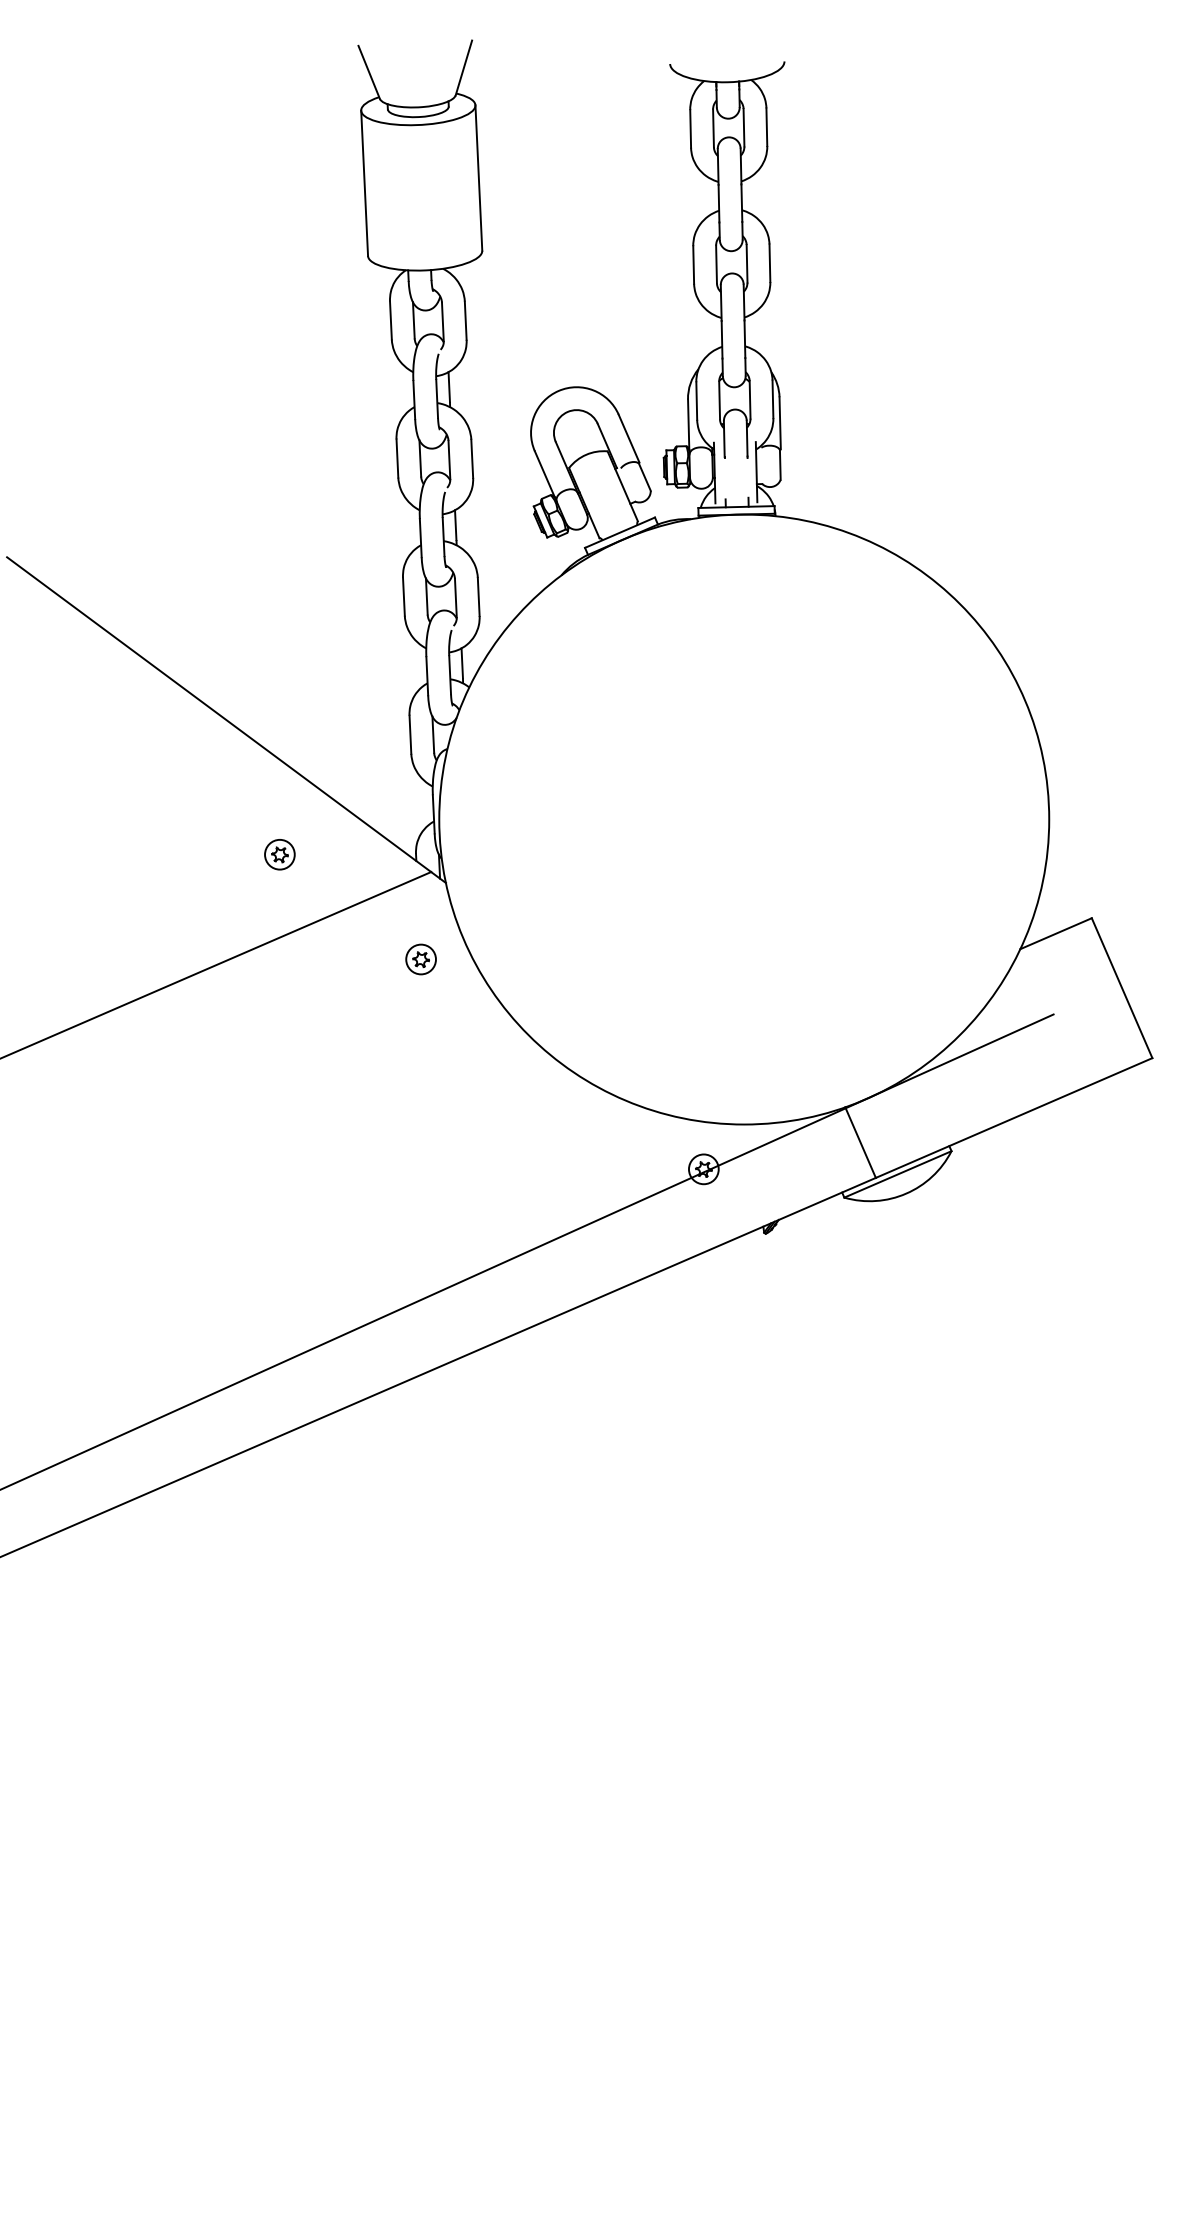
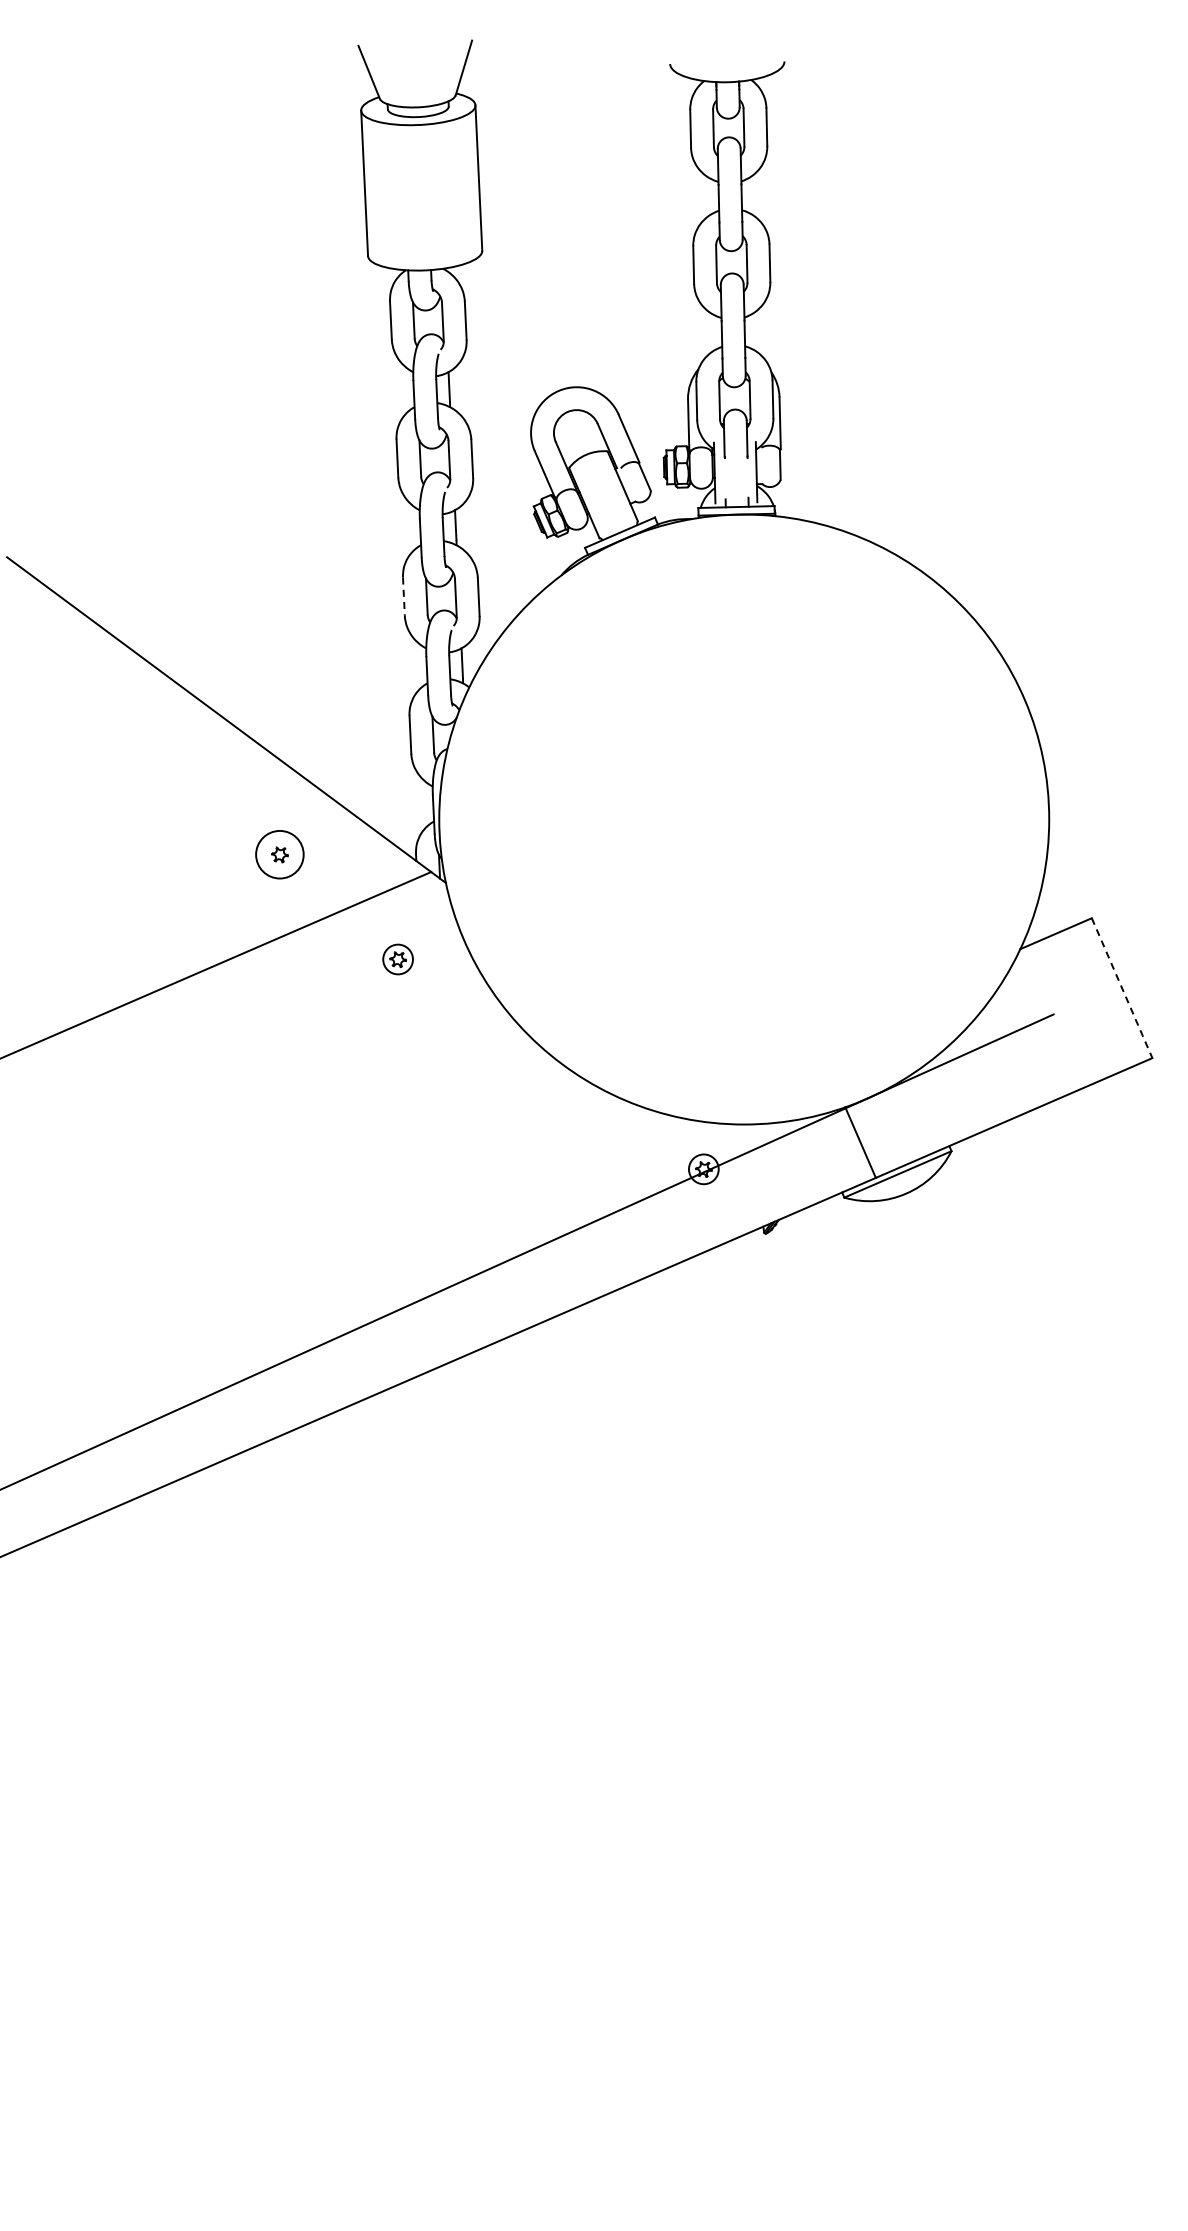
line: solid -> dashed (403, 597)
circle diameter: 30 px -> 48 px (279, 854)
part position: (420, 959) -> (397, 959) (397, 959)
line: solid -> dashed (1122, 988)
